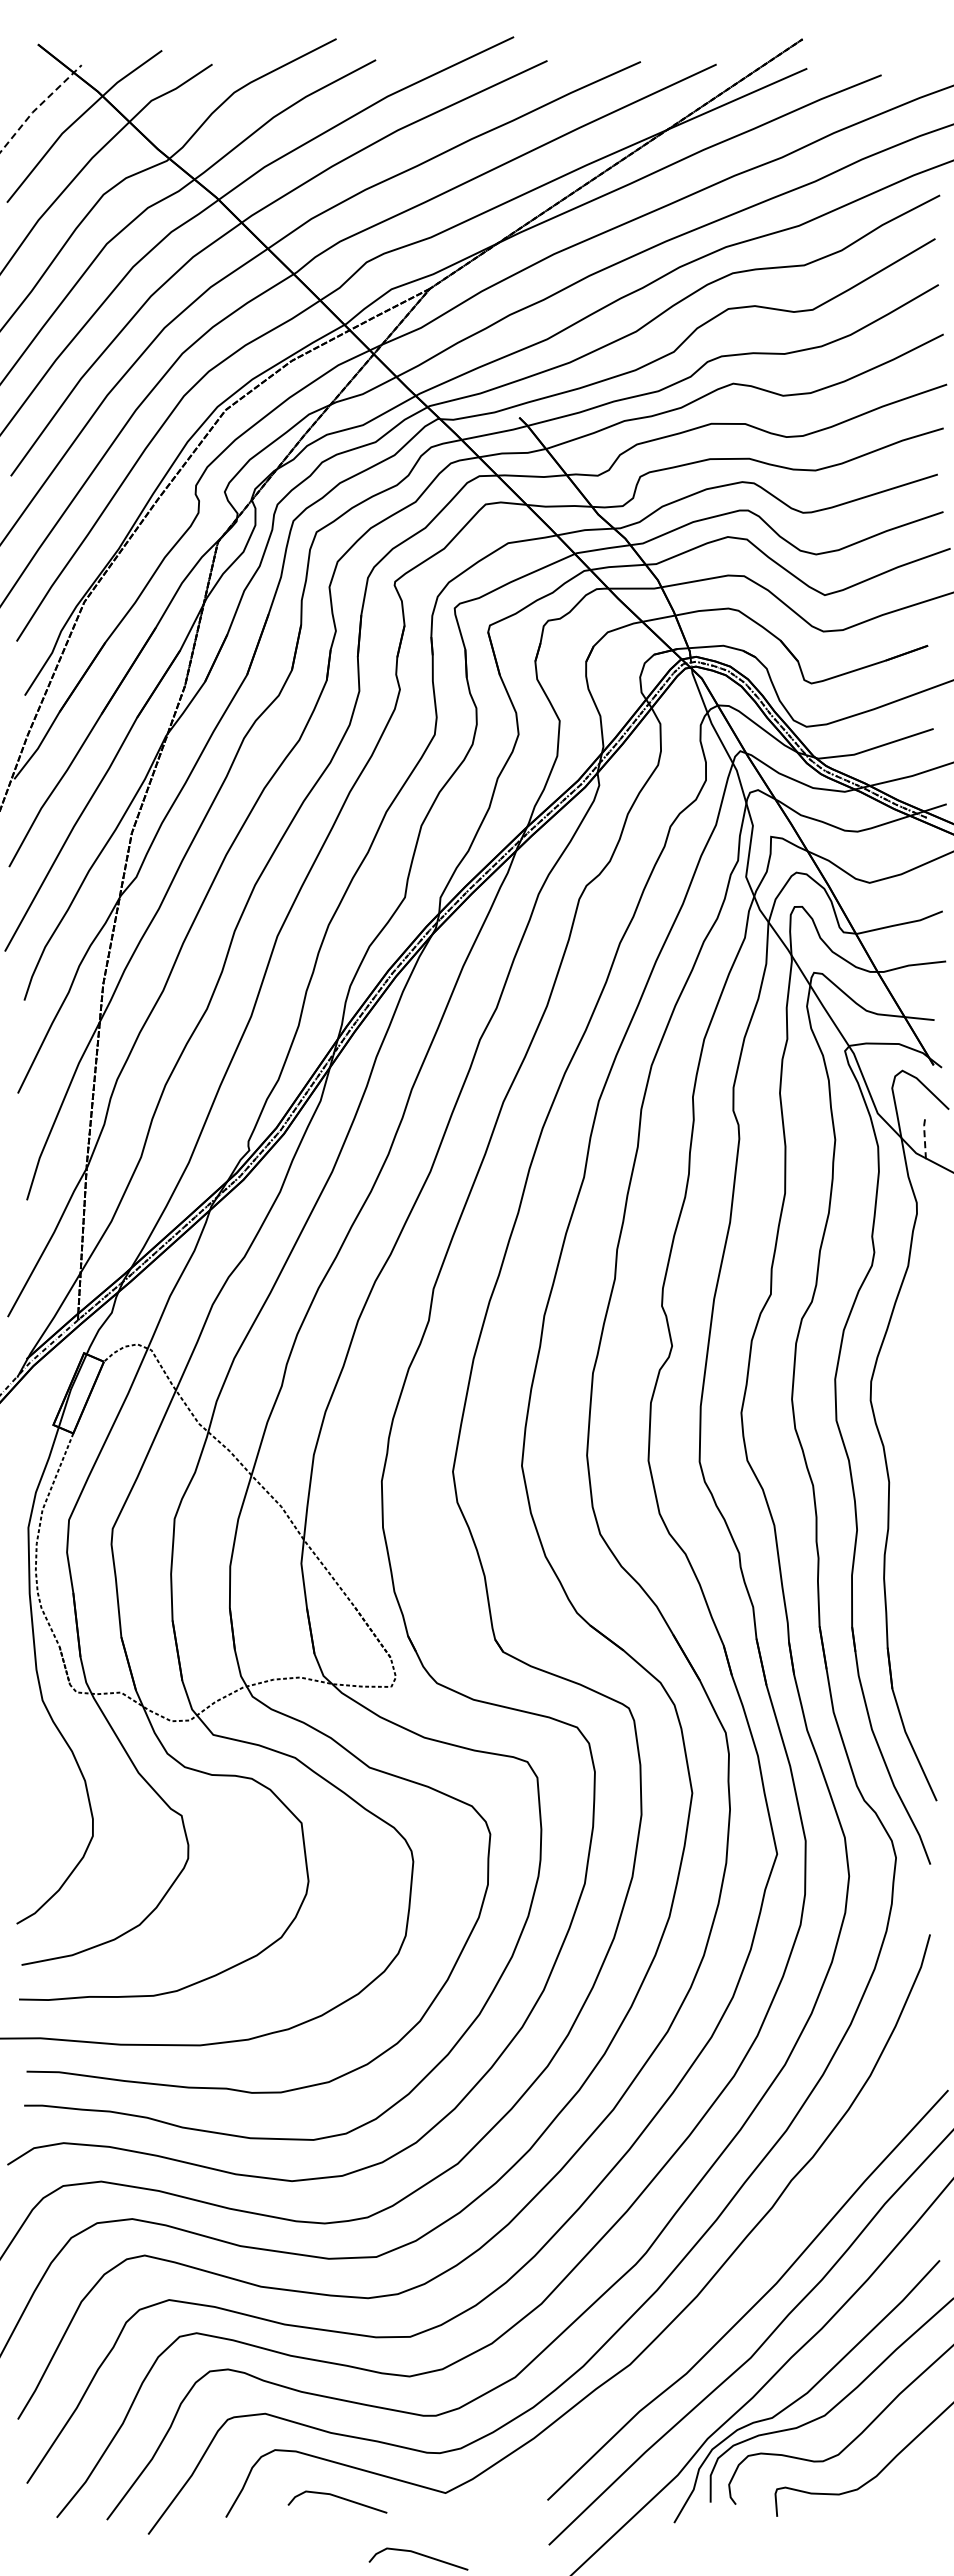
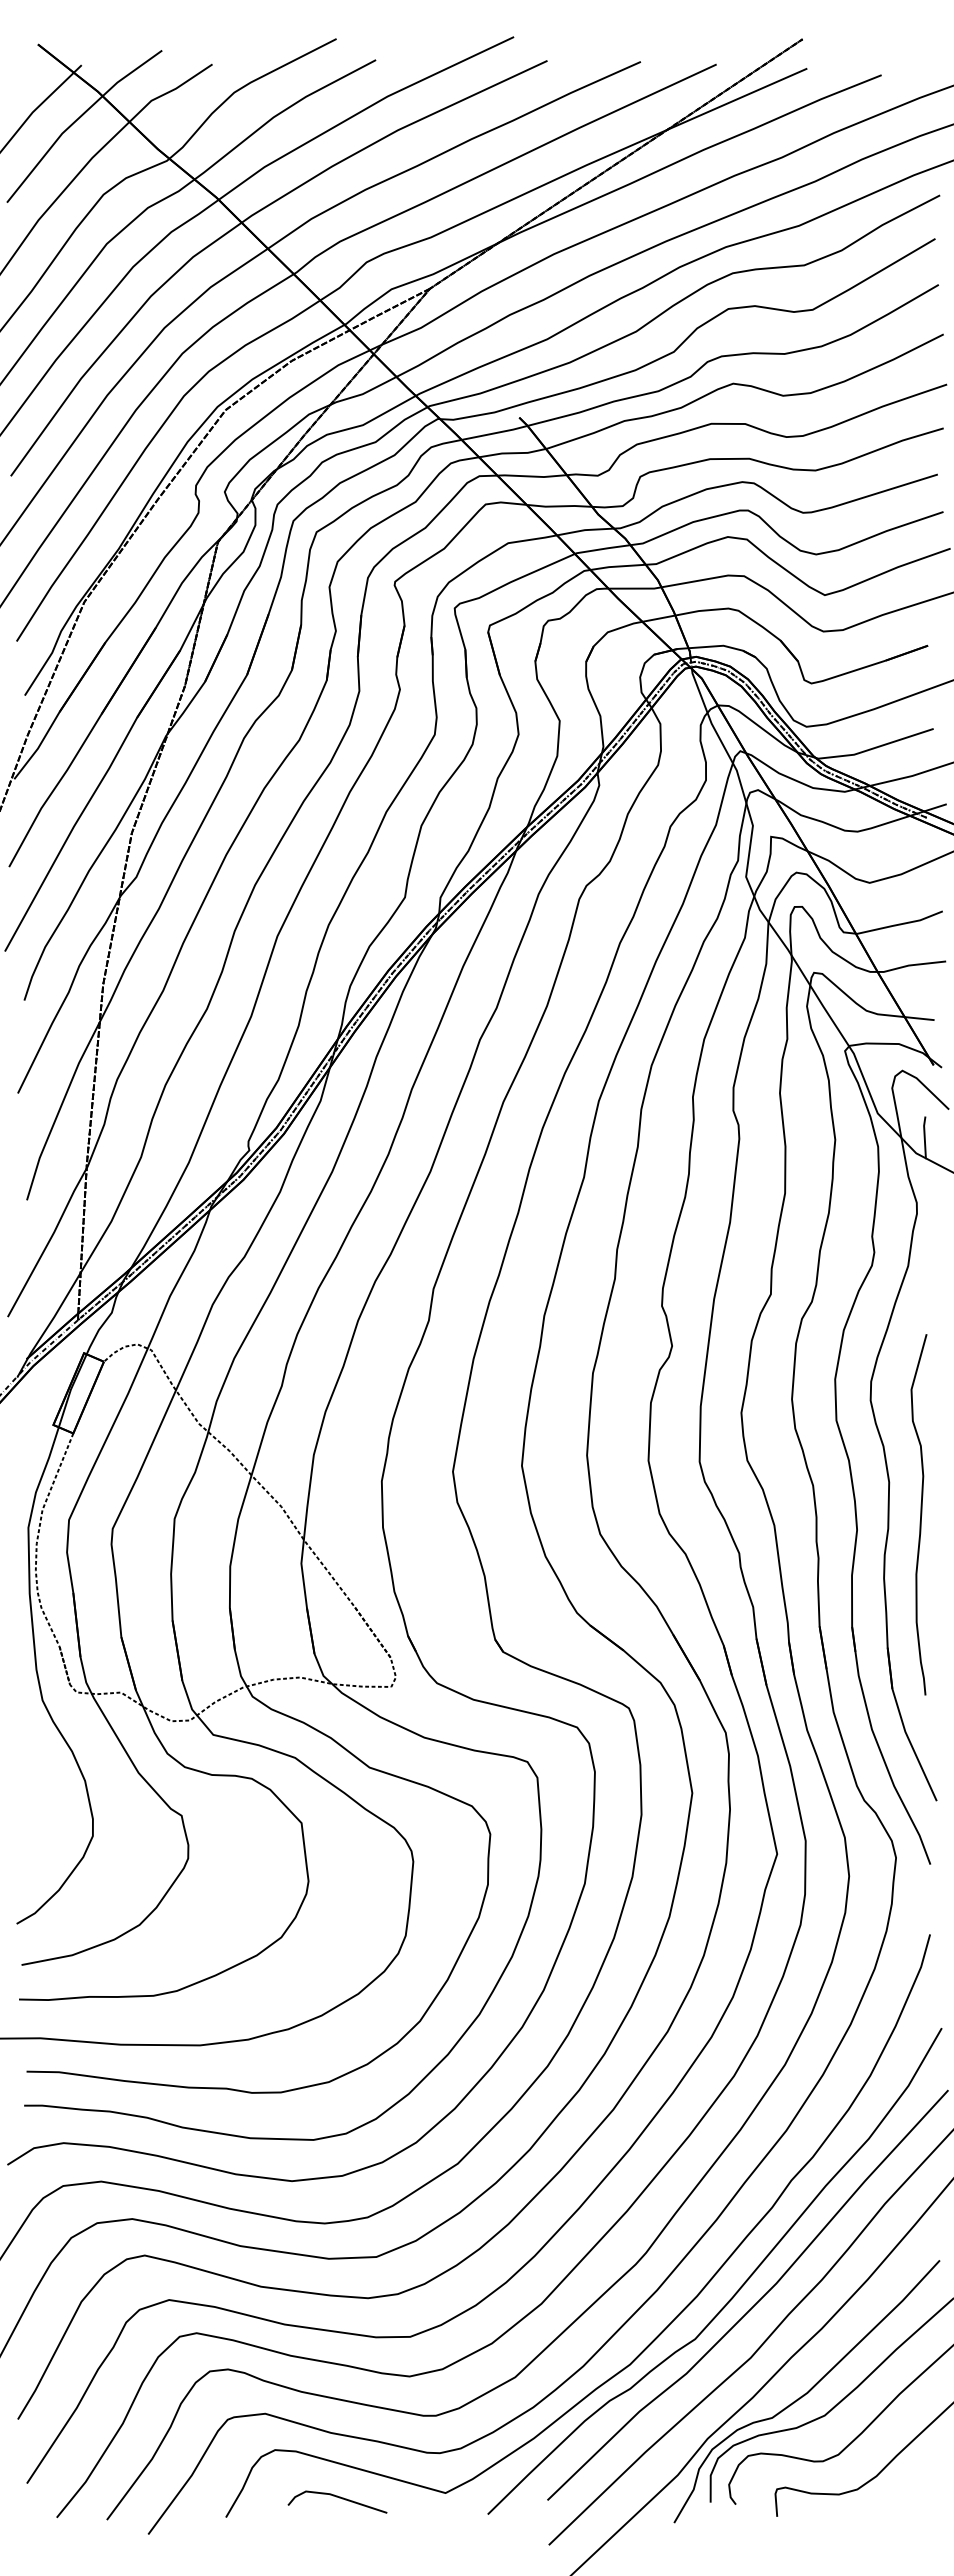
line: dashed -> solid (38, 106)
line: dashed -> solid (924, 1136)
curve: none -> present (920, 1514)
curve: none -> present (739, 2287)
line: present -> none (420, 2555)
